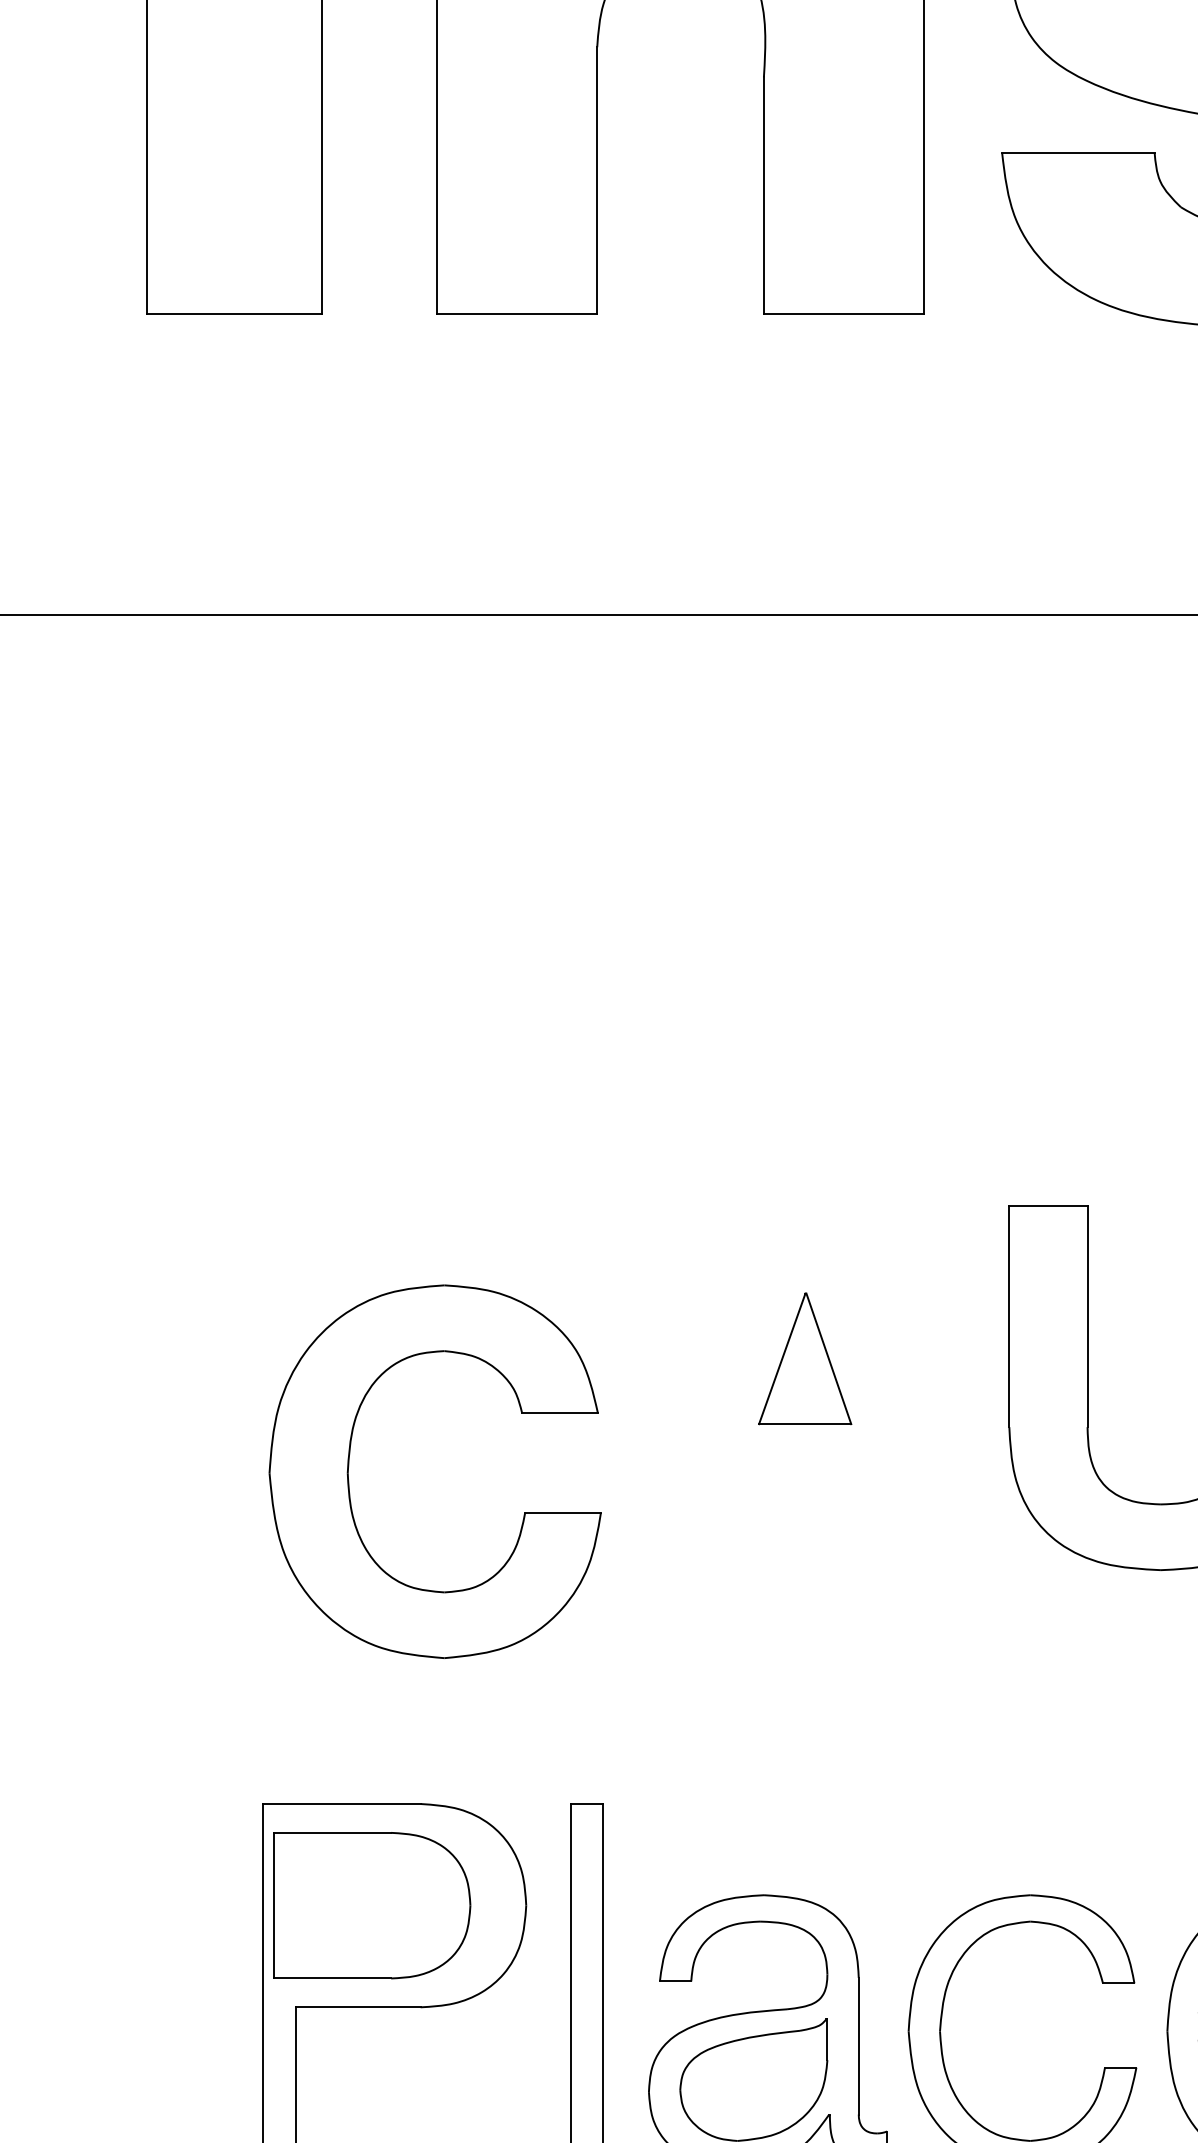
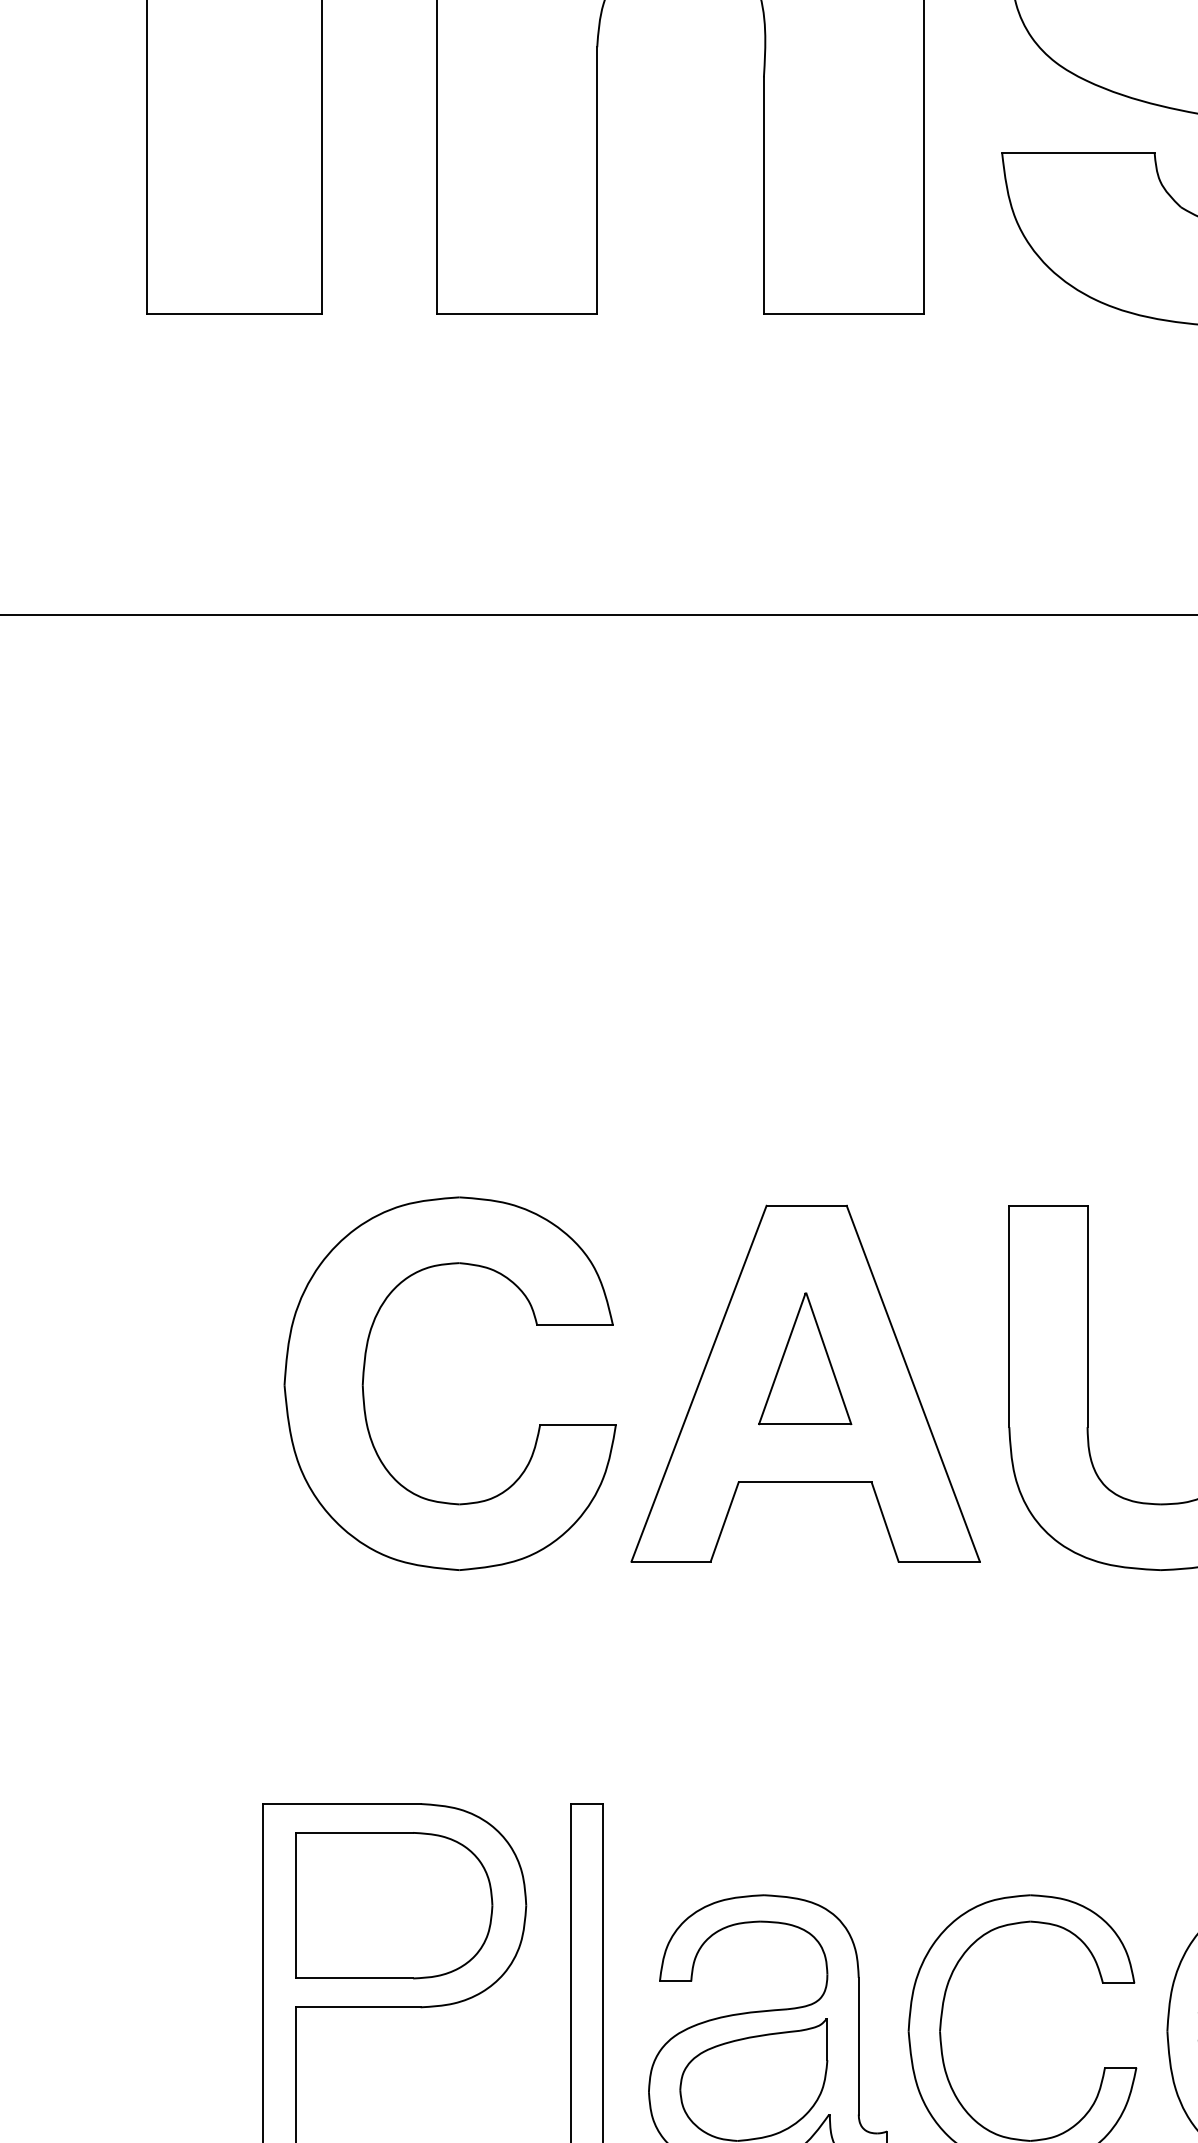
part: none -> present (805, 1383)
part position: (349, 1466) -> (364, 1378) (364, 1378)
part position: (372, 1905) -> (394, 1905) (394, 1905)
